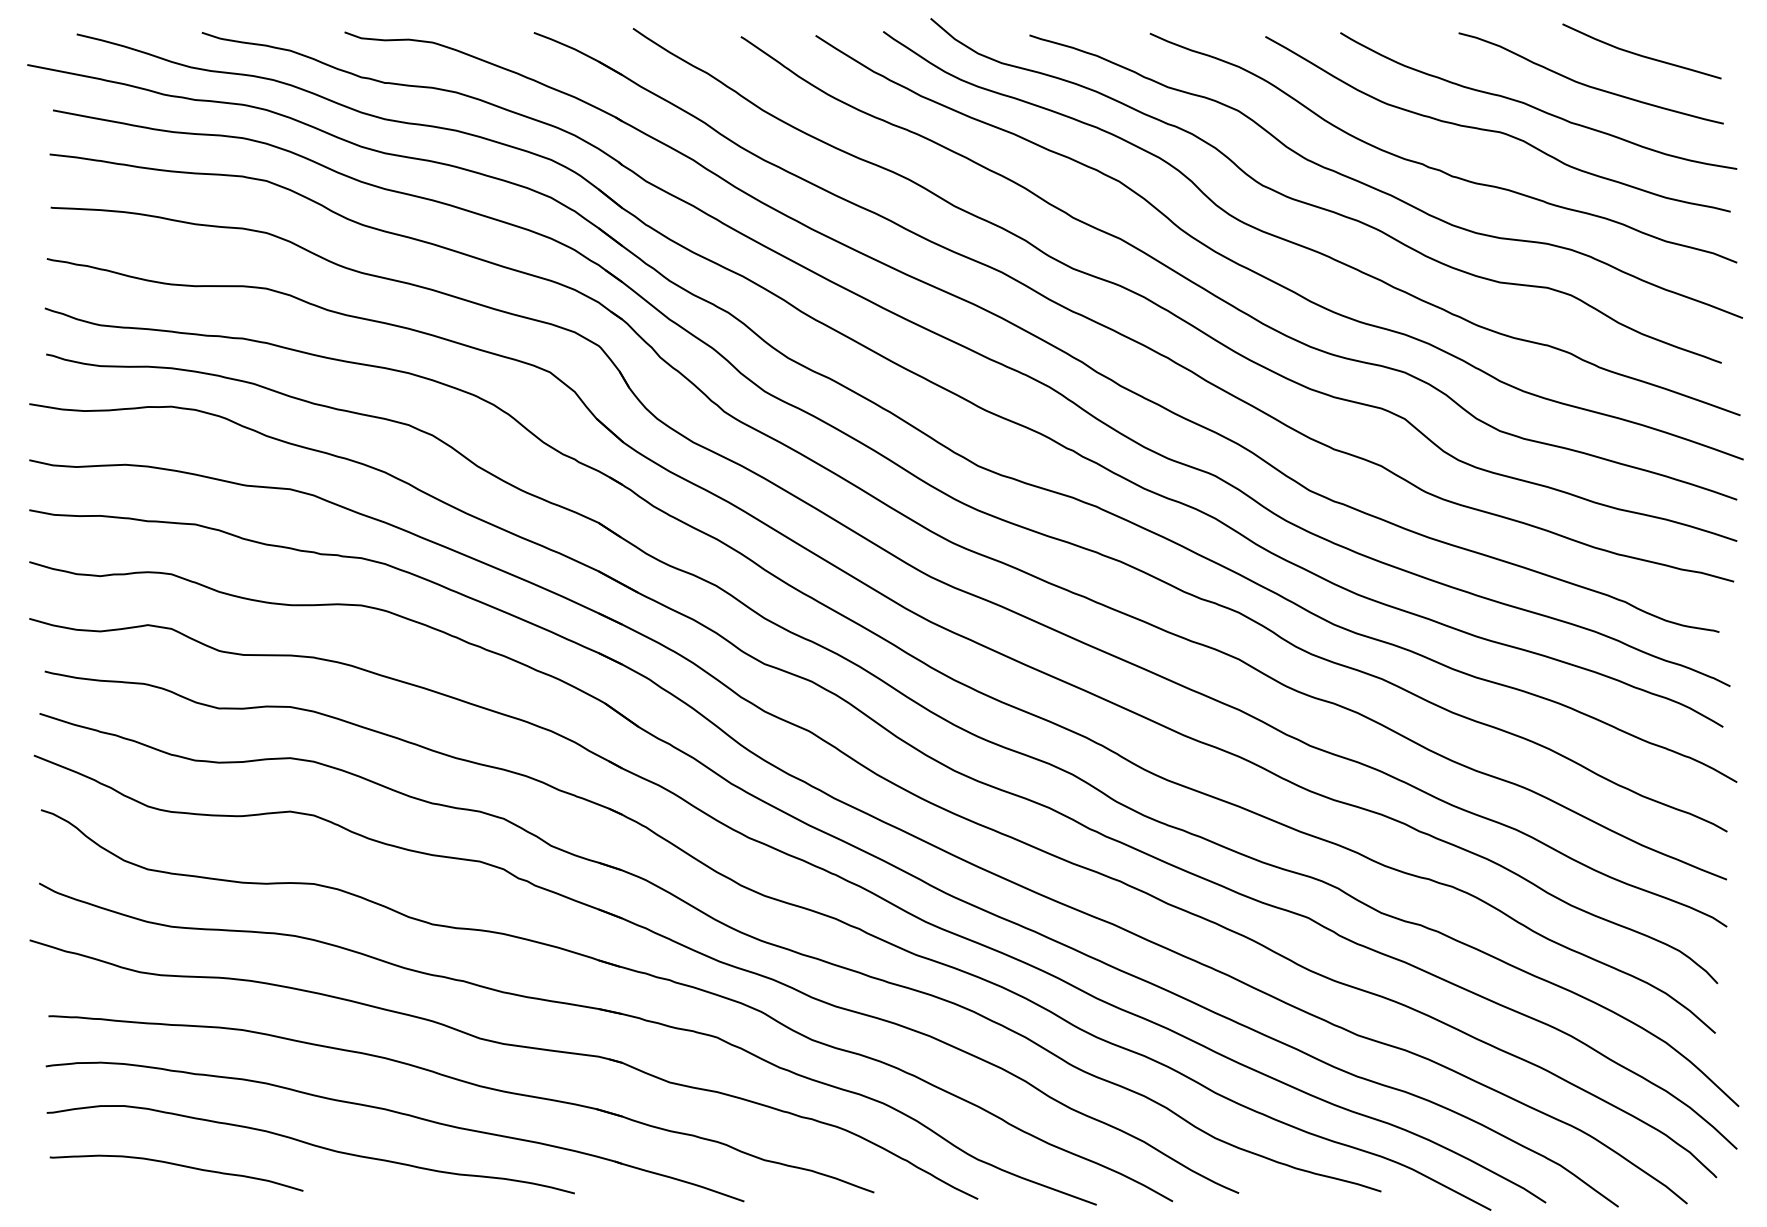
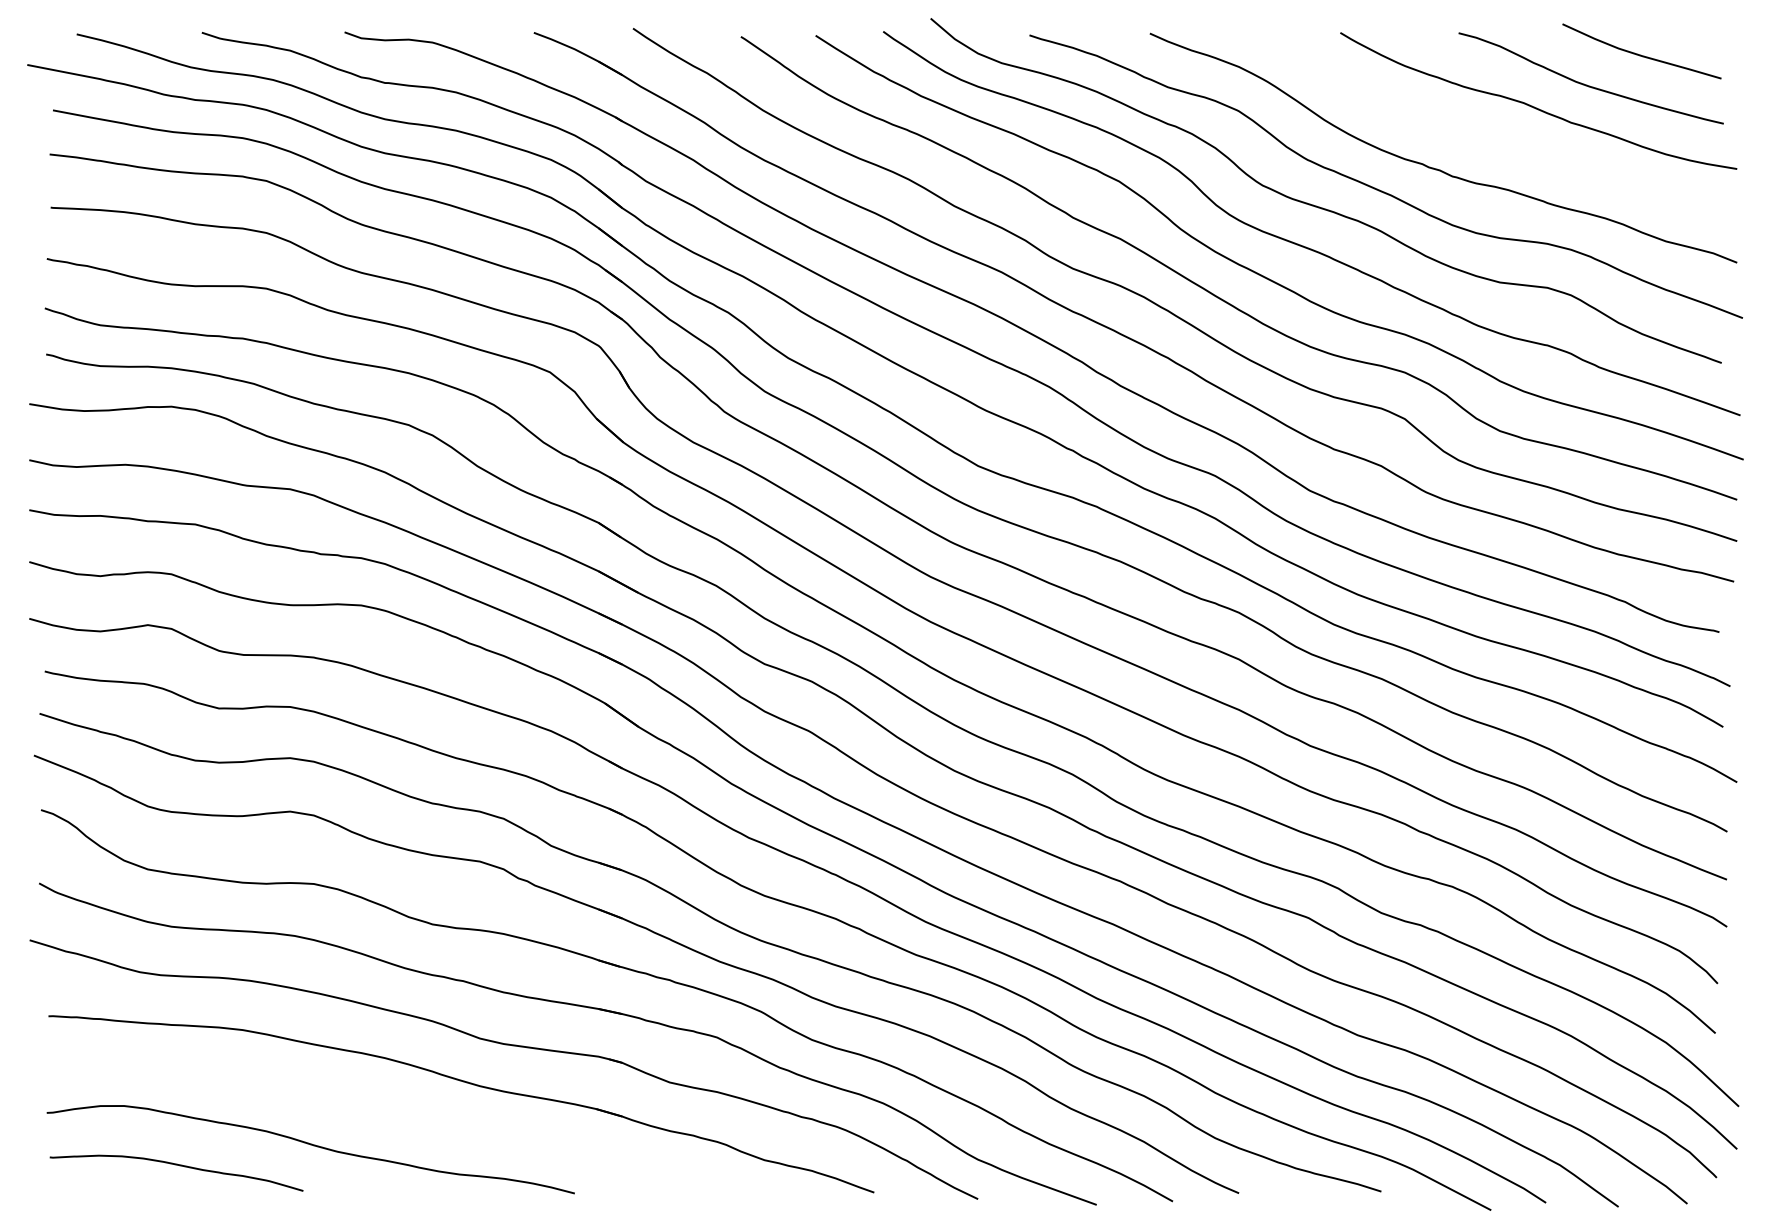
curve: present -> none (1496, 130)
part: present -> none (400, 1114)
